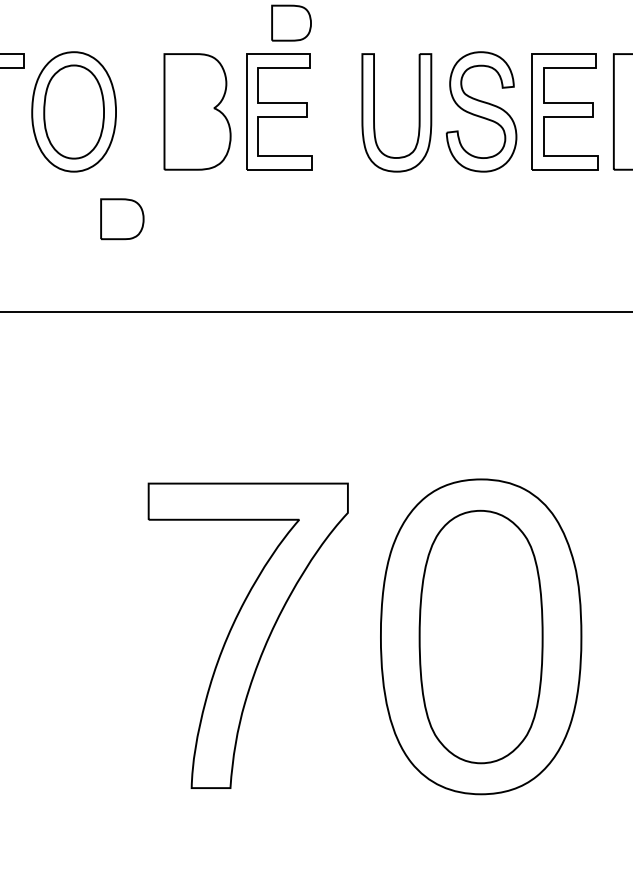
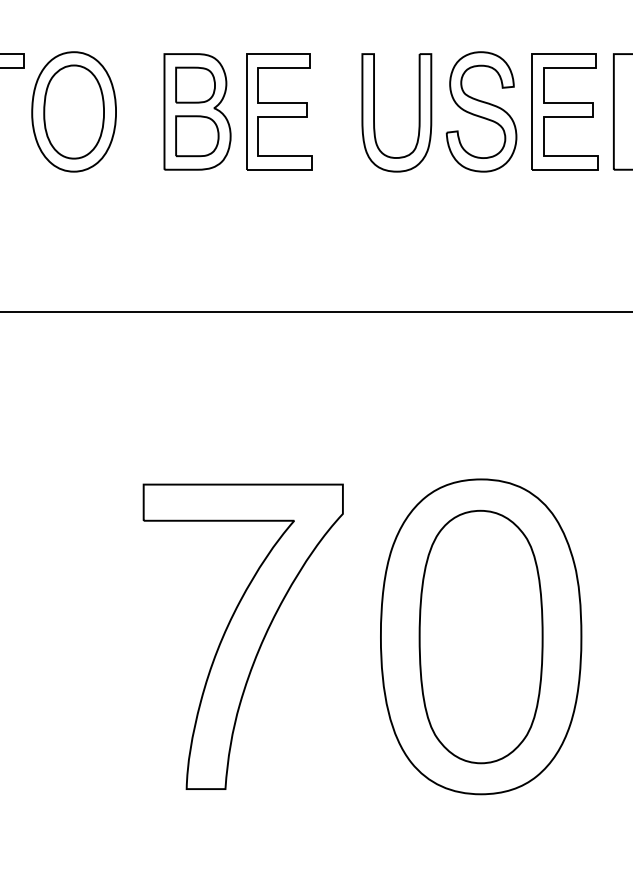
part position: (291, 22) -> (195, 84) (195, 84)
part position: (122, 219) -> (197, 136) (197, 136)
part position: (247, 635) -> (242, 636) (242, 636)
